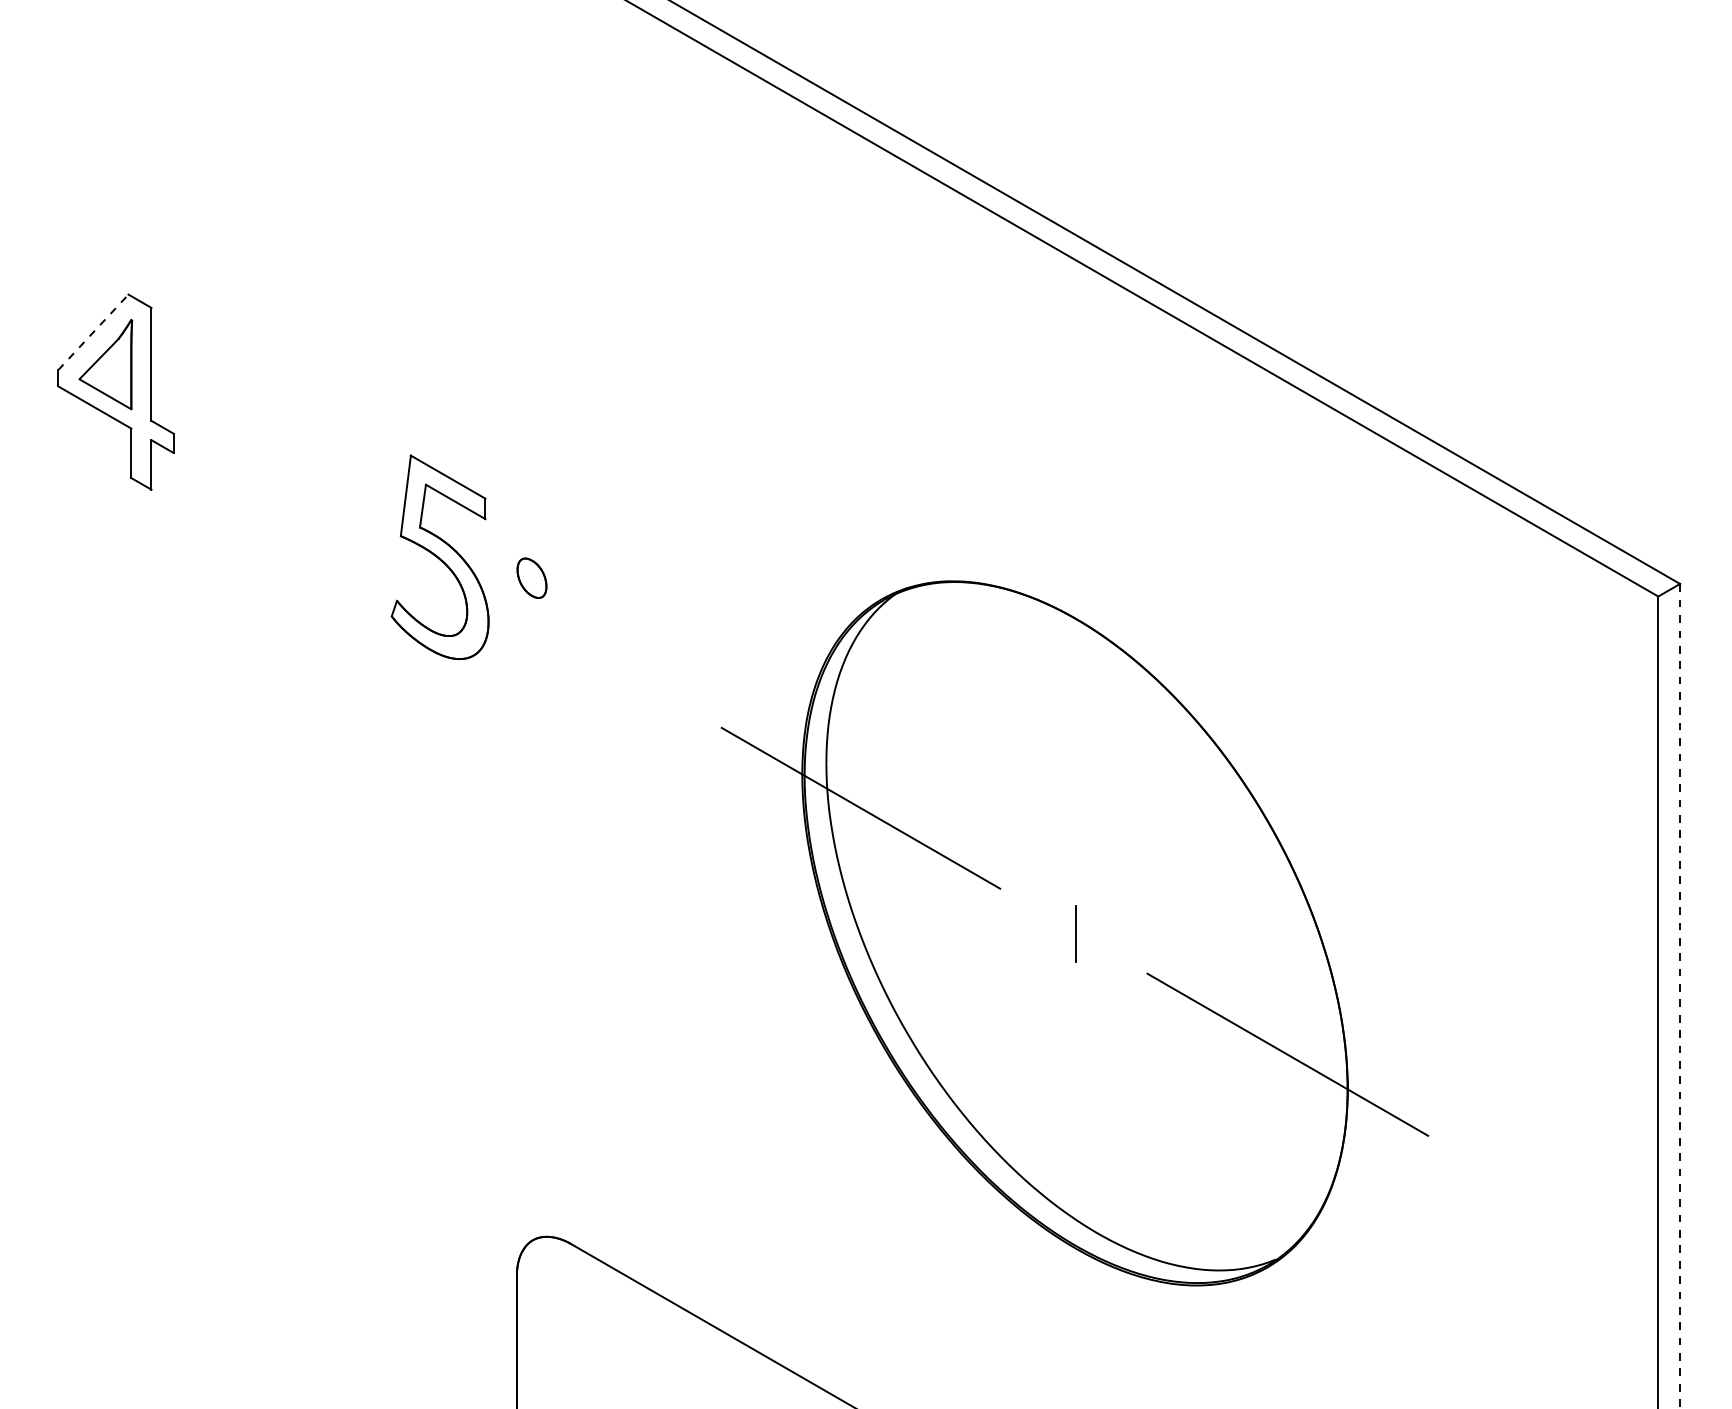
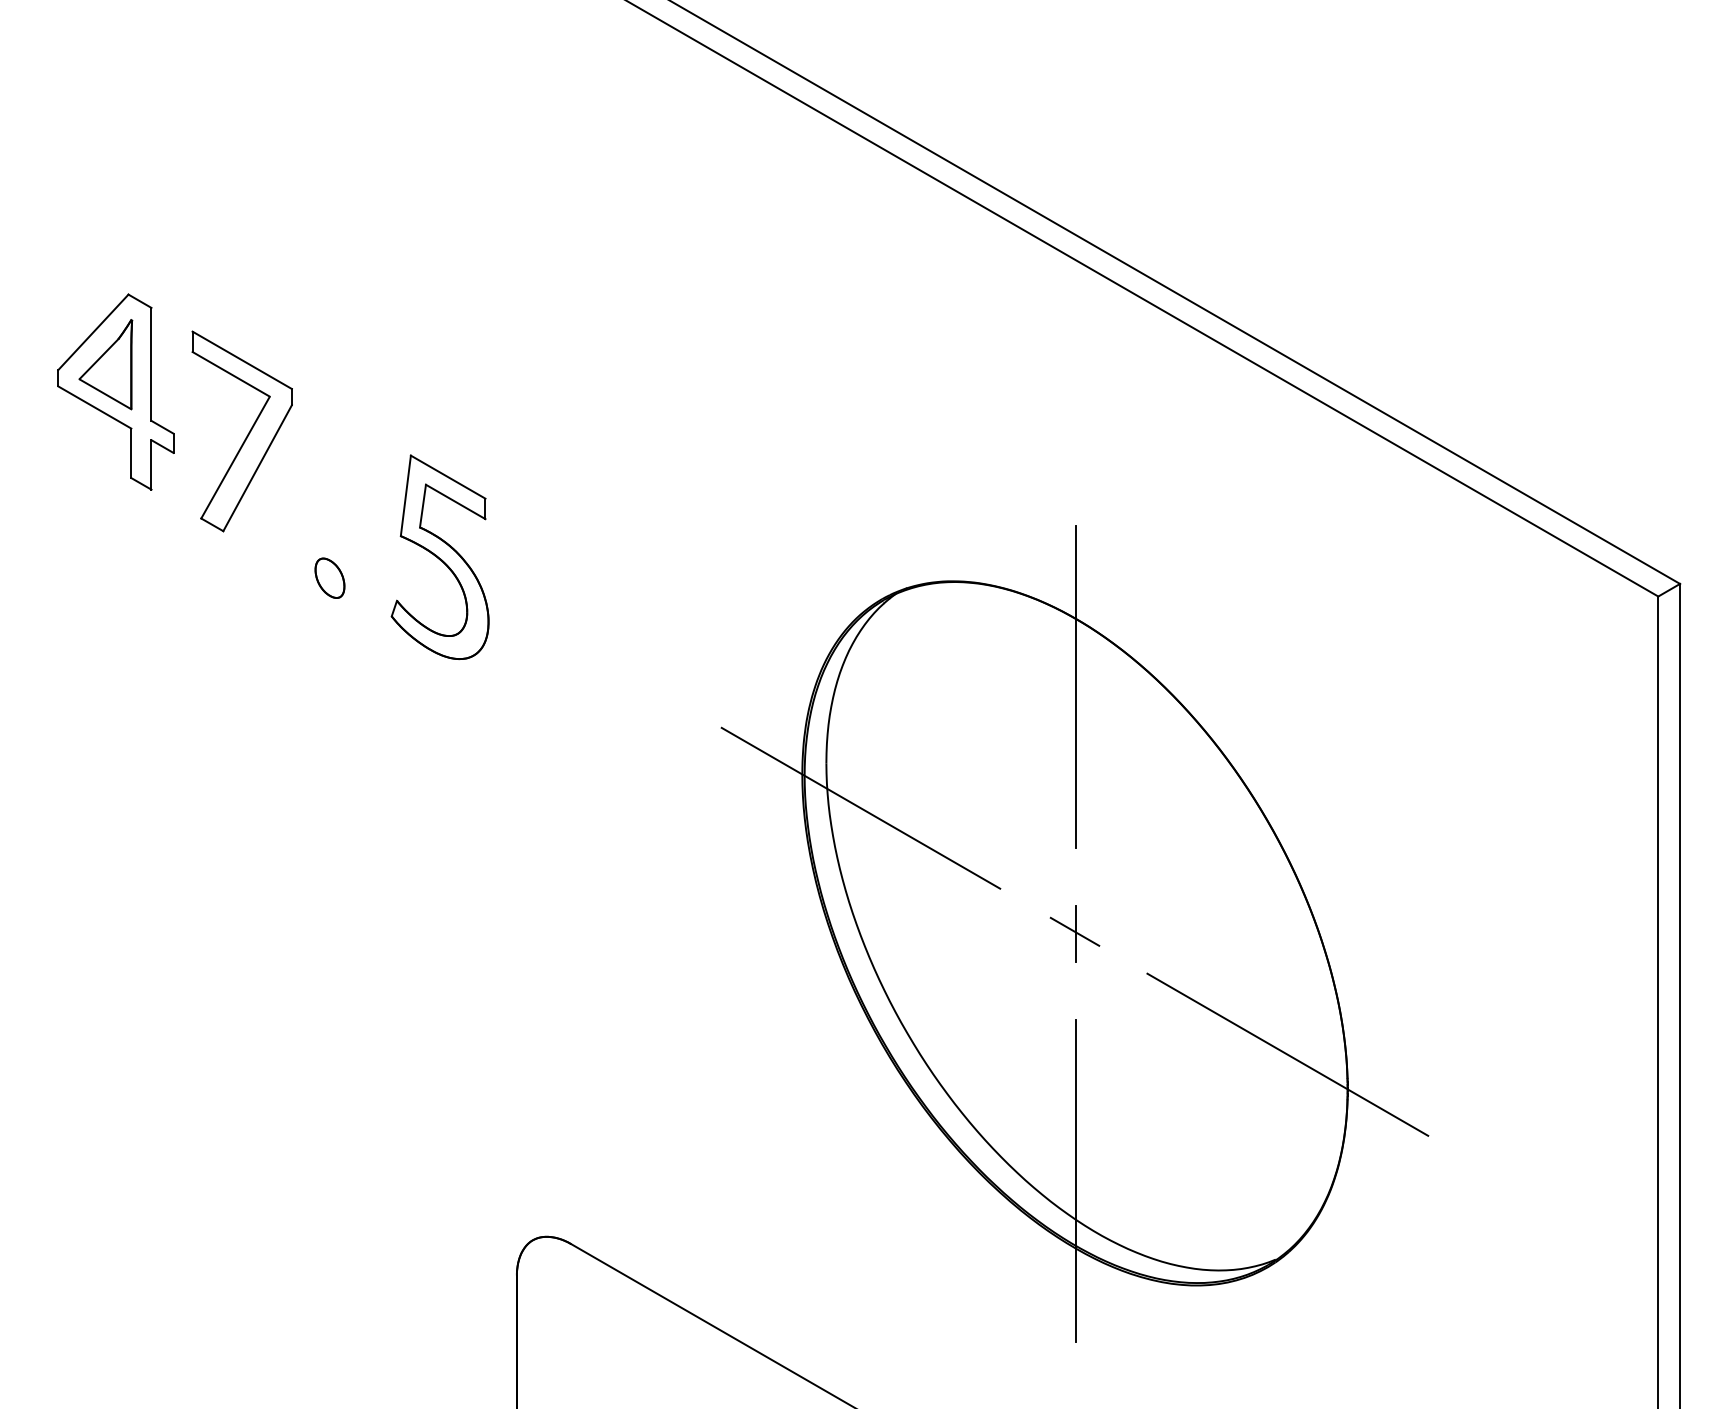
line: dashed -> solid (93, 332)
part: none -> present (246, 435)
part position: (531, 577) -> (329, 577) (329, 577)
line: none -> present (1076, 686)
line: none -> present (1074, 931)
line: dashed -> solid (1680, 995)
line: none -> present (1076, 1180)
